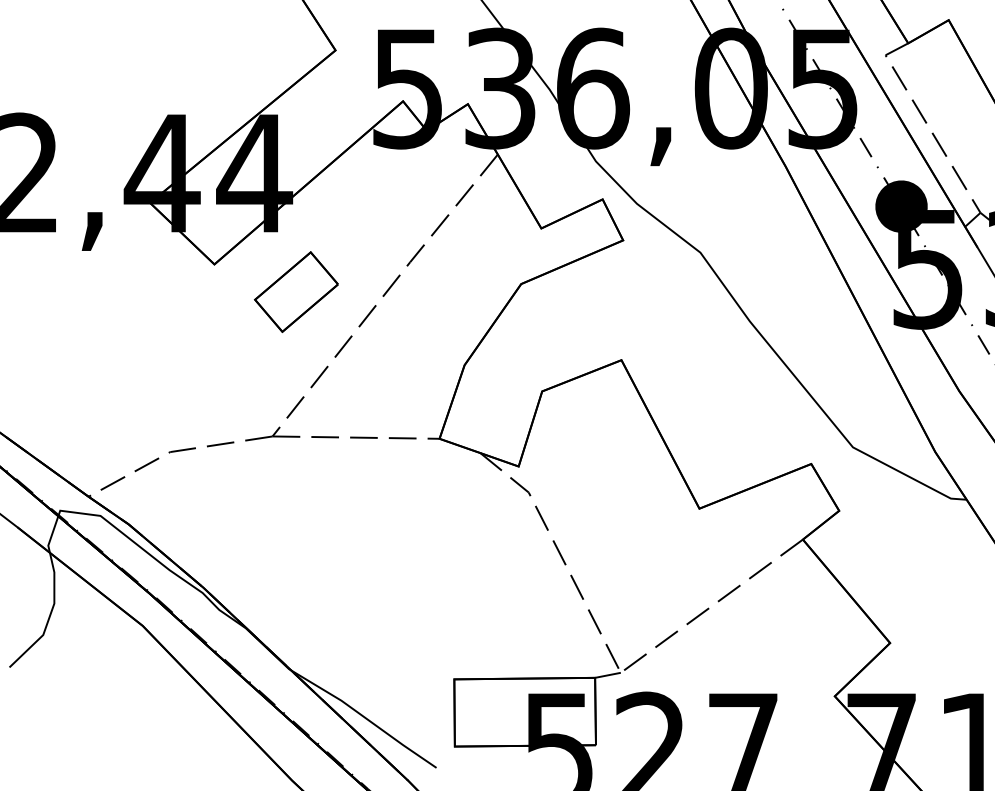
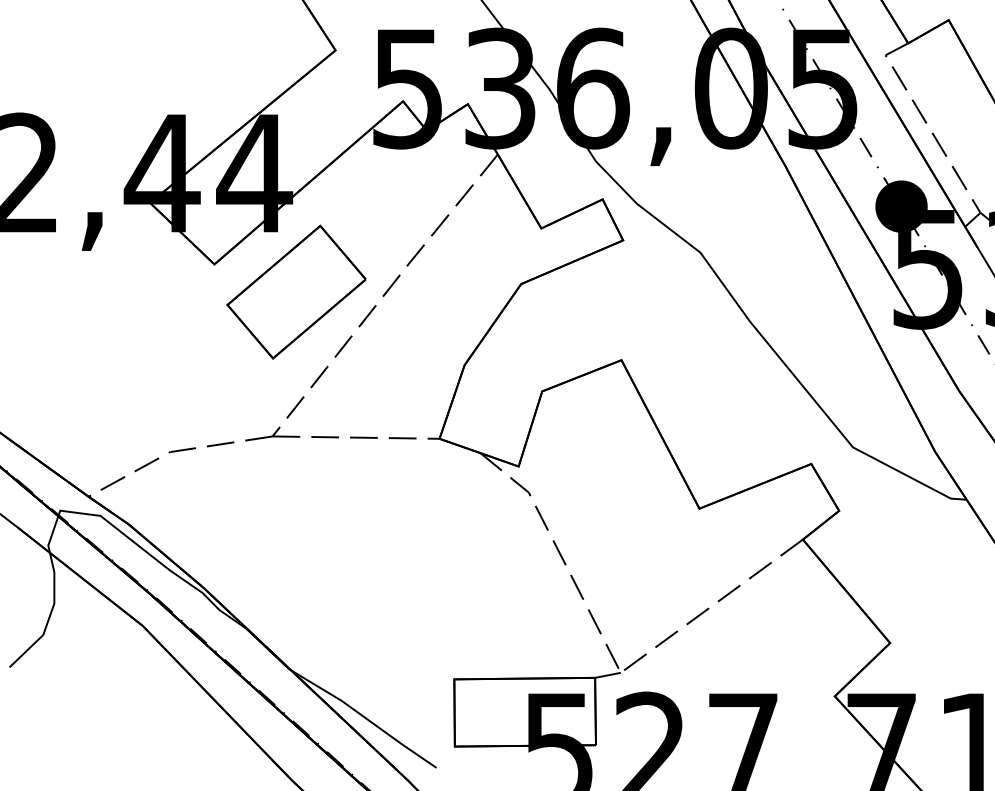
part size: 85x82 px -> 141x136 px (296, 291)
